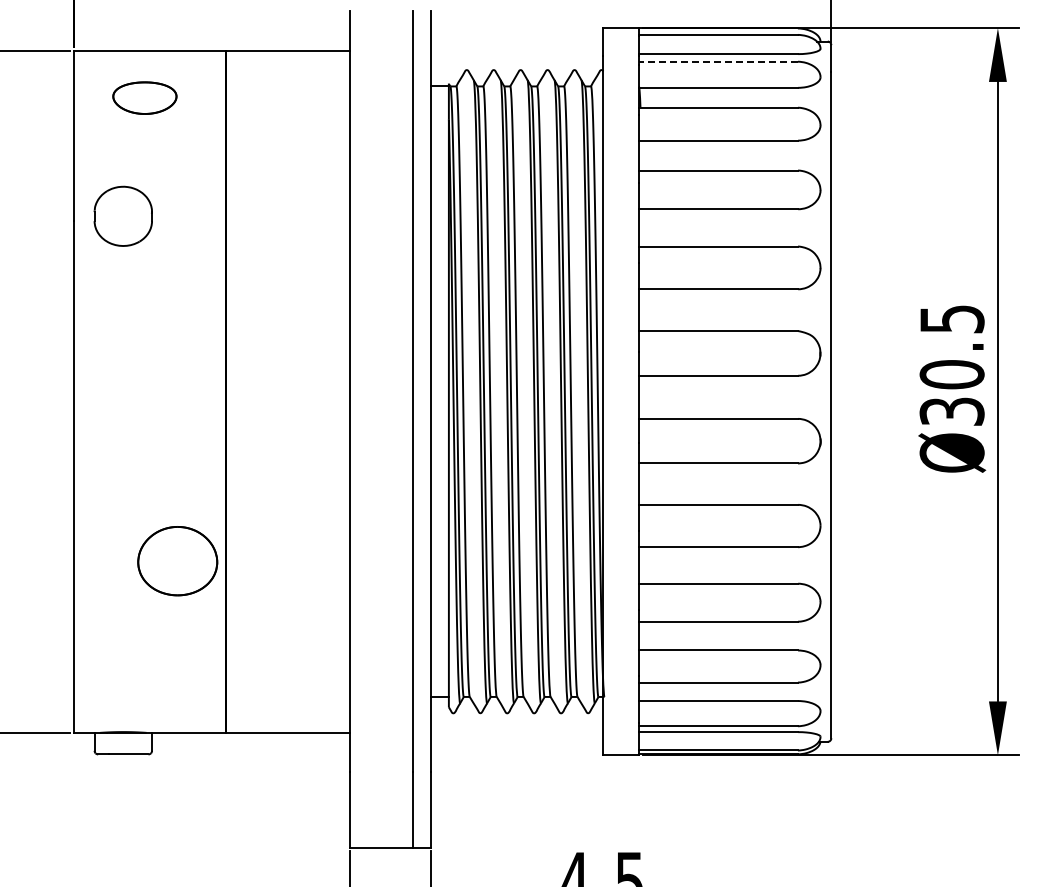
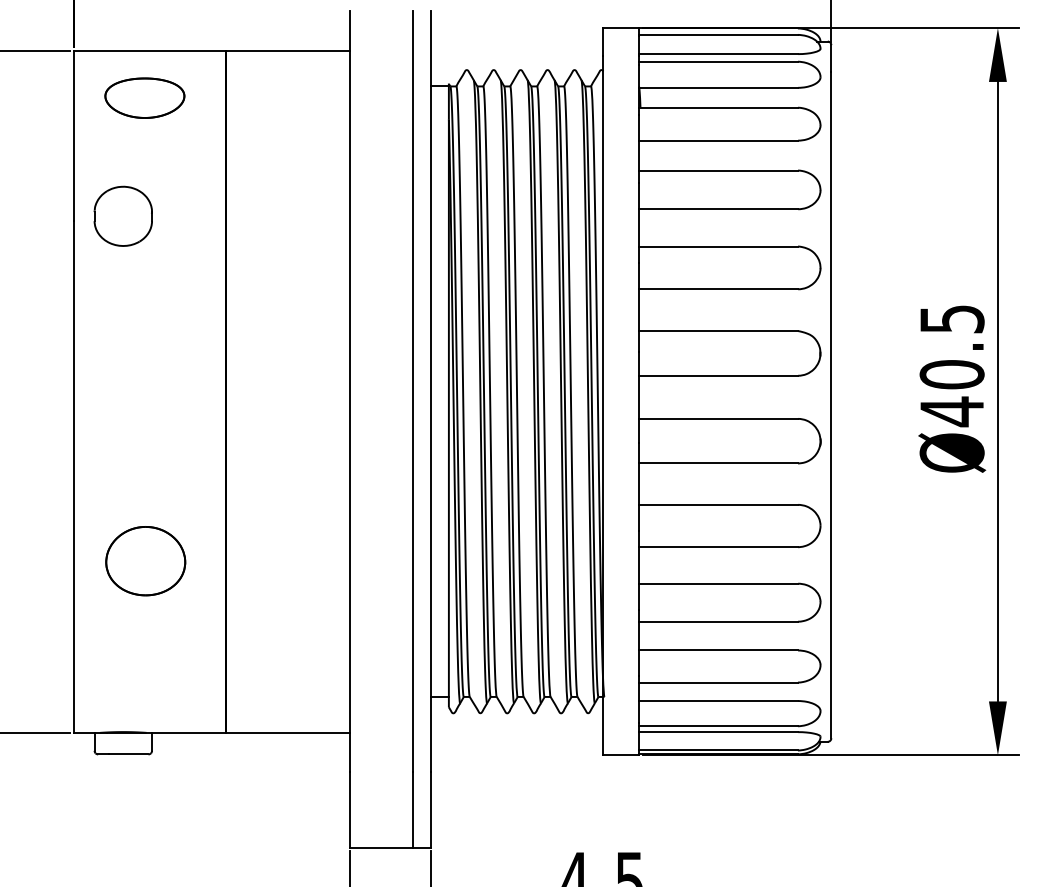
line: dashed -> solid (718, 61)
part size: 66x34 px -> 82x42 px (144, 97)
text: Ø30.5 -> Ø40.5 (951, 411)
part position: (177, 561) -> (145, 561) (145, 561)
